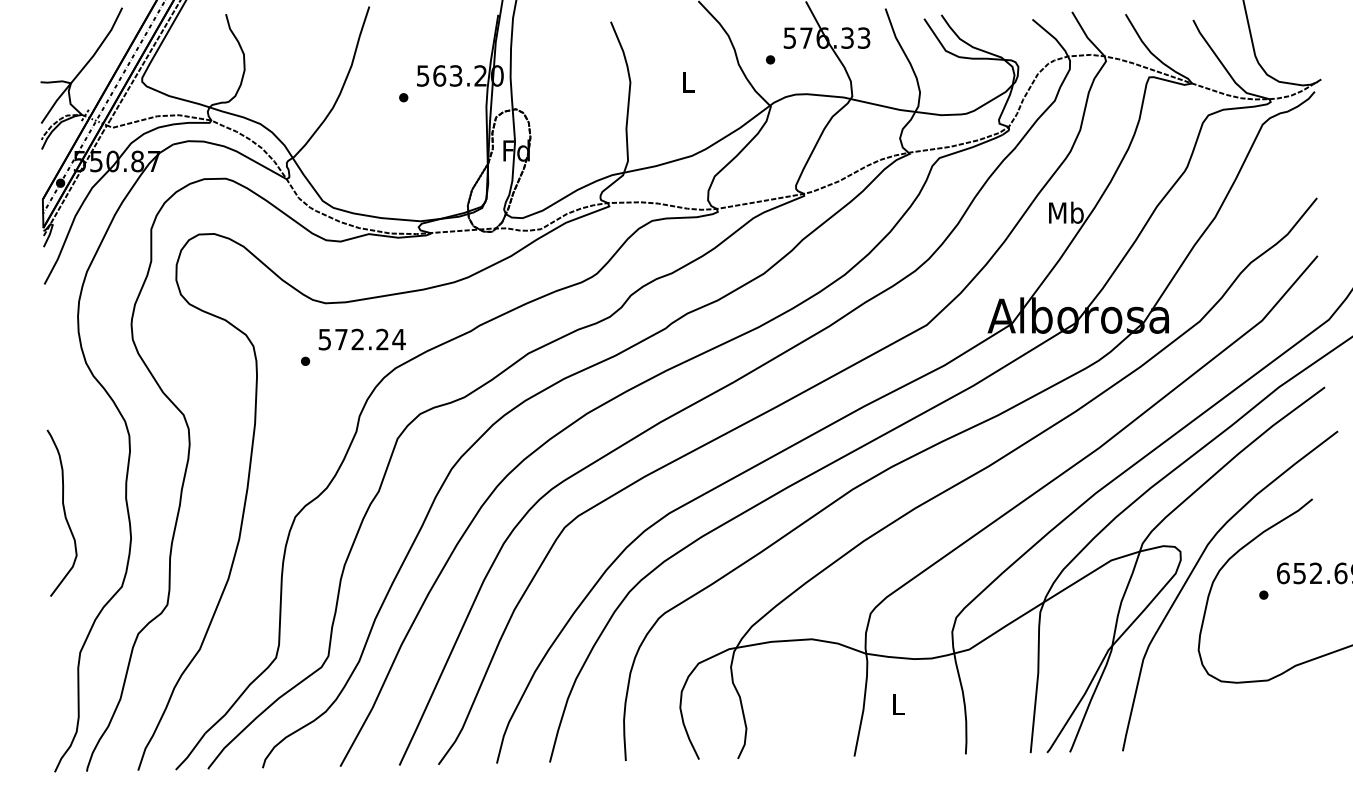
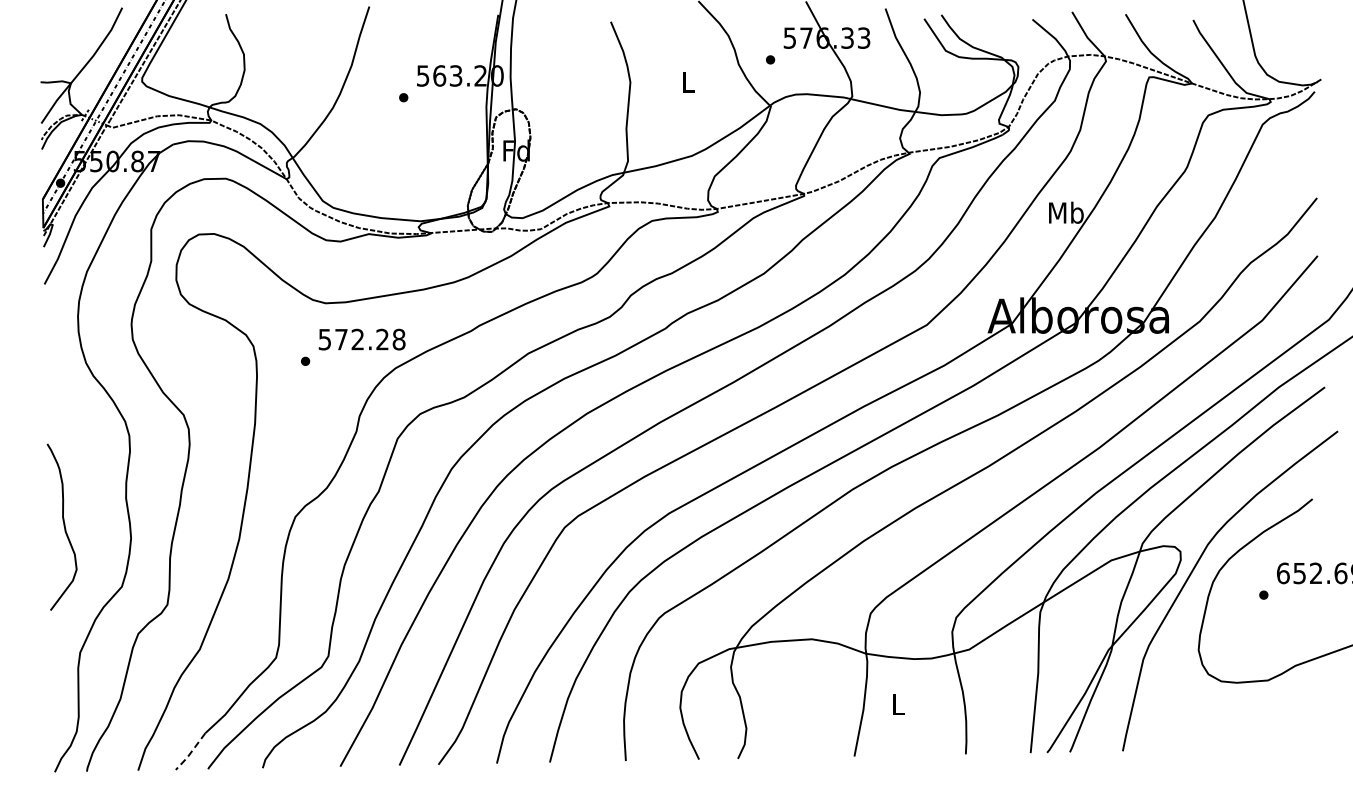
text: 572.24 -> 572.28 (398, 339)
curve position: (63, 512) -> (63, 526) (63, 526)
line: solid -> dashed (190, 752)
